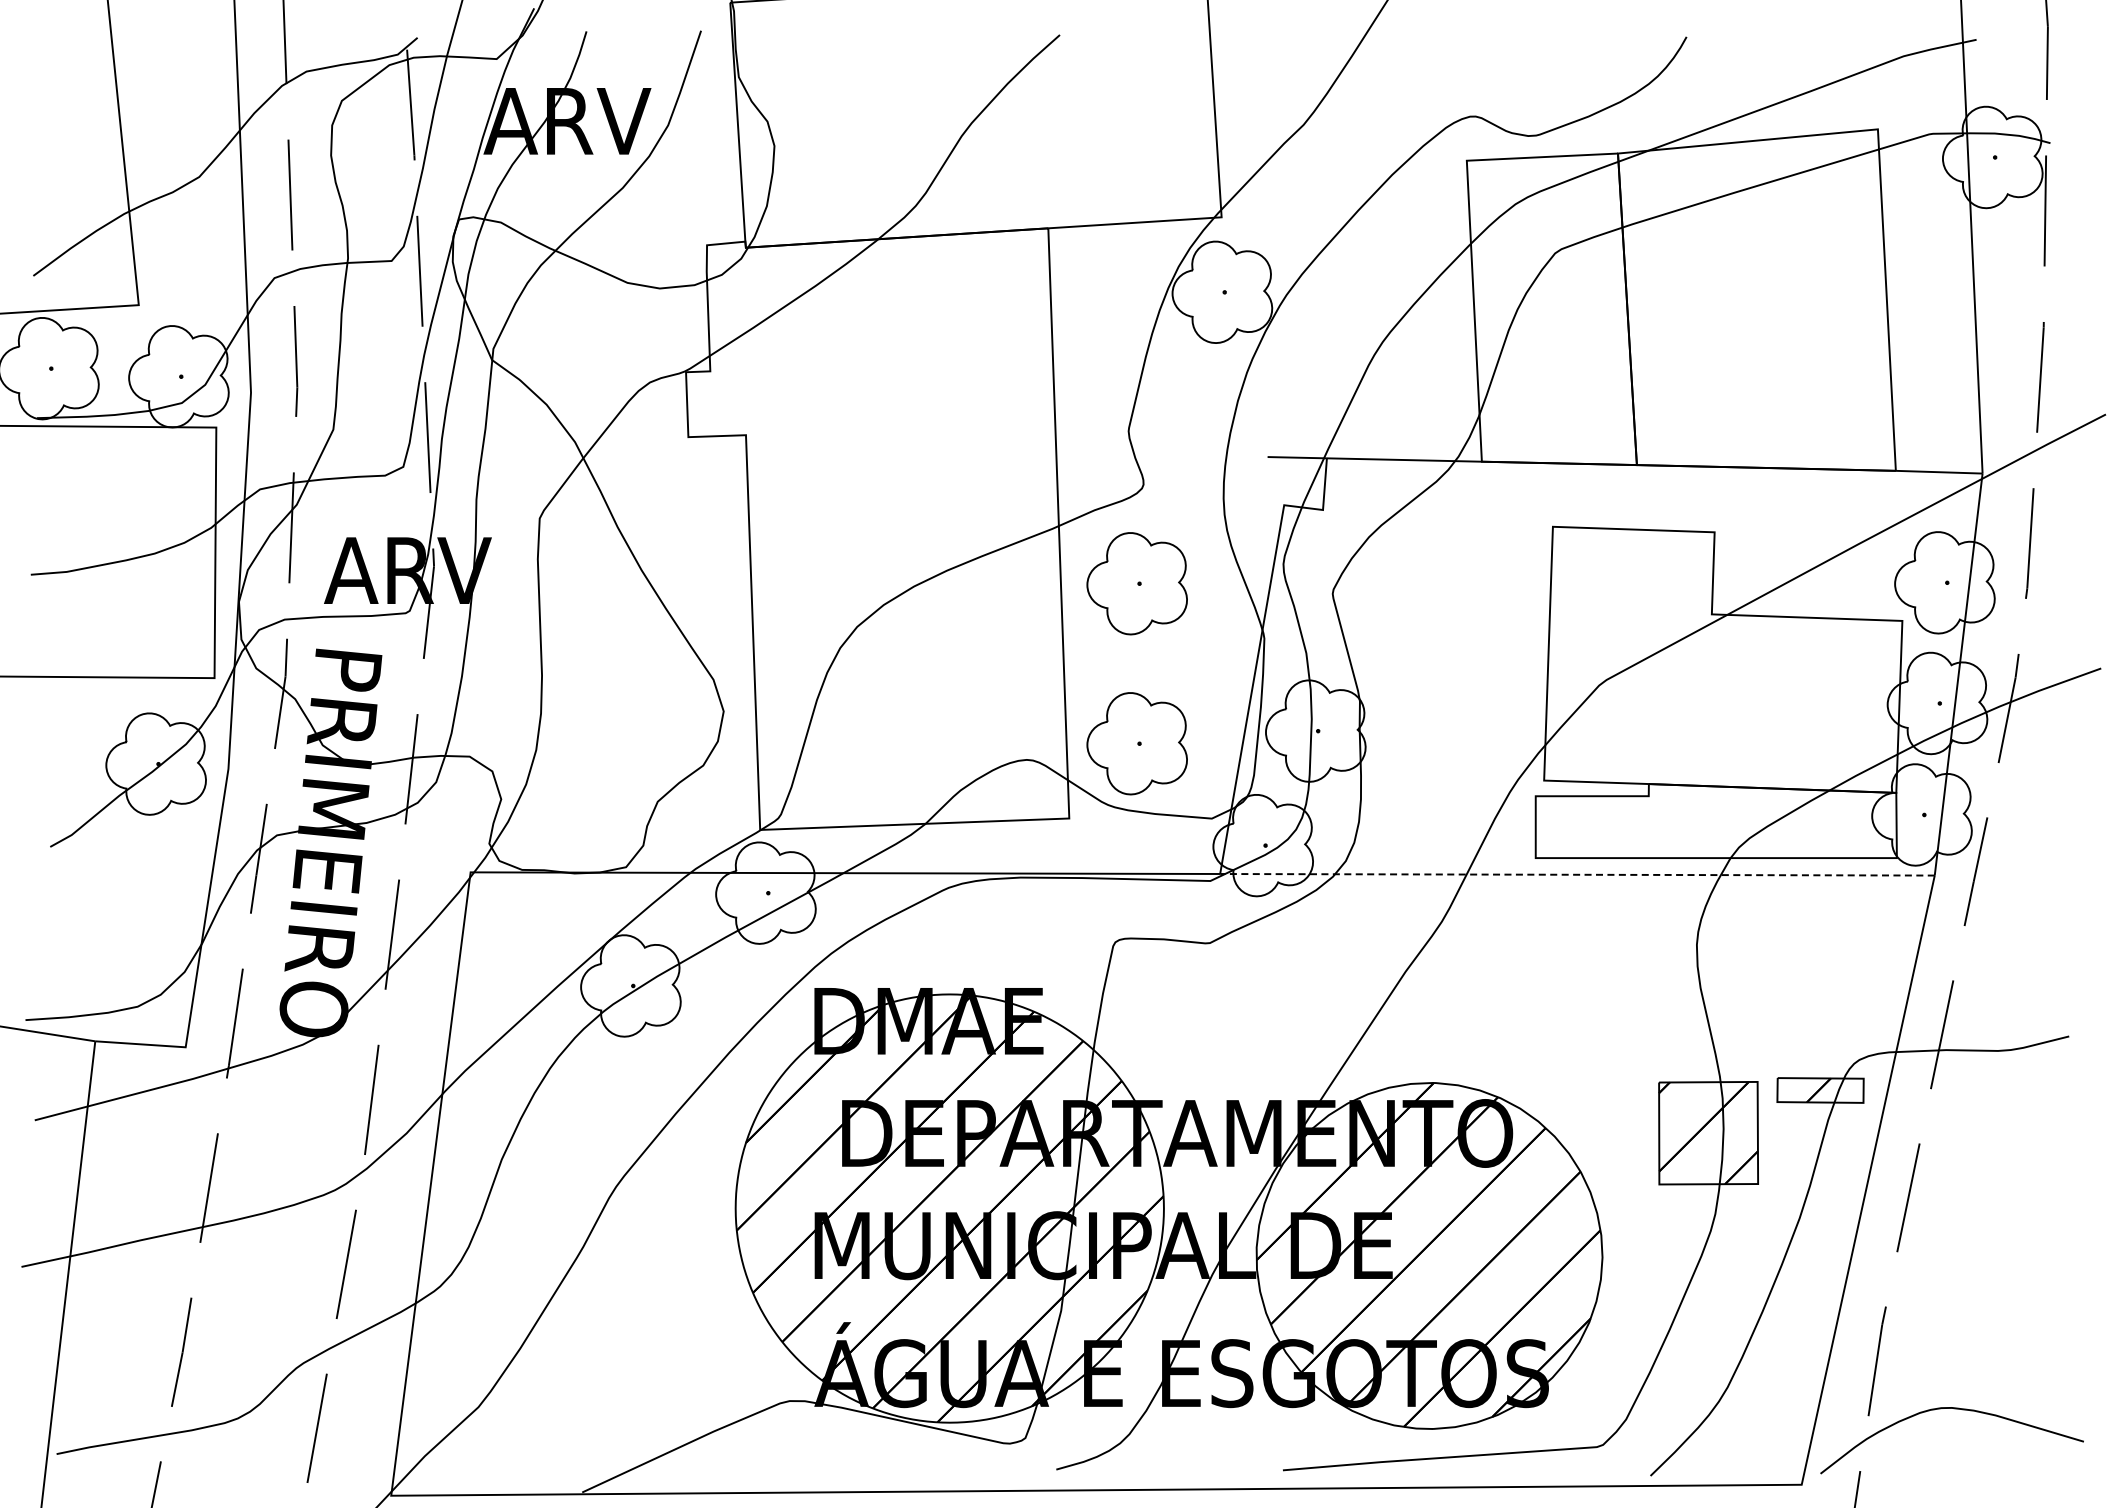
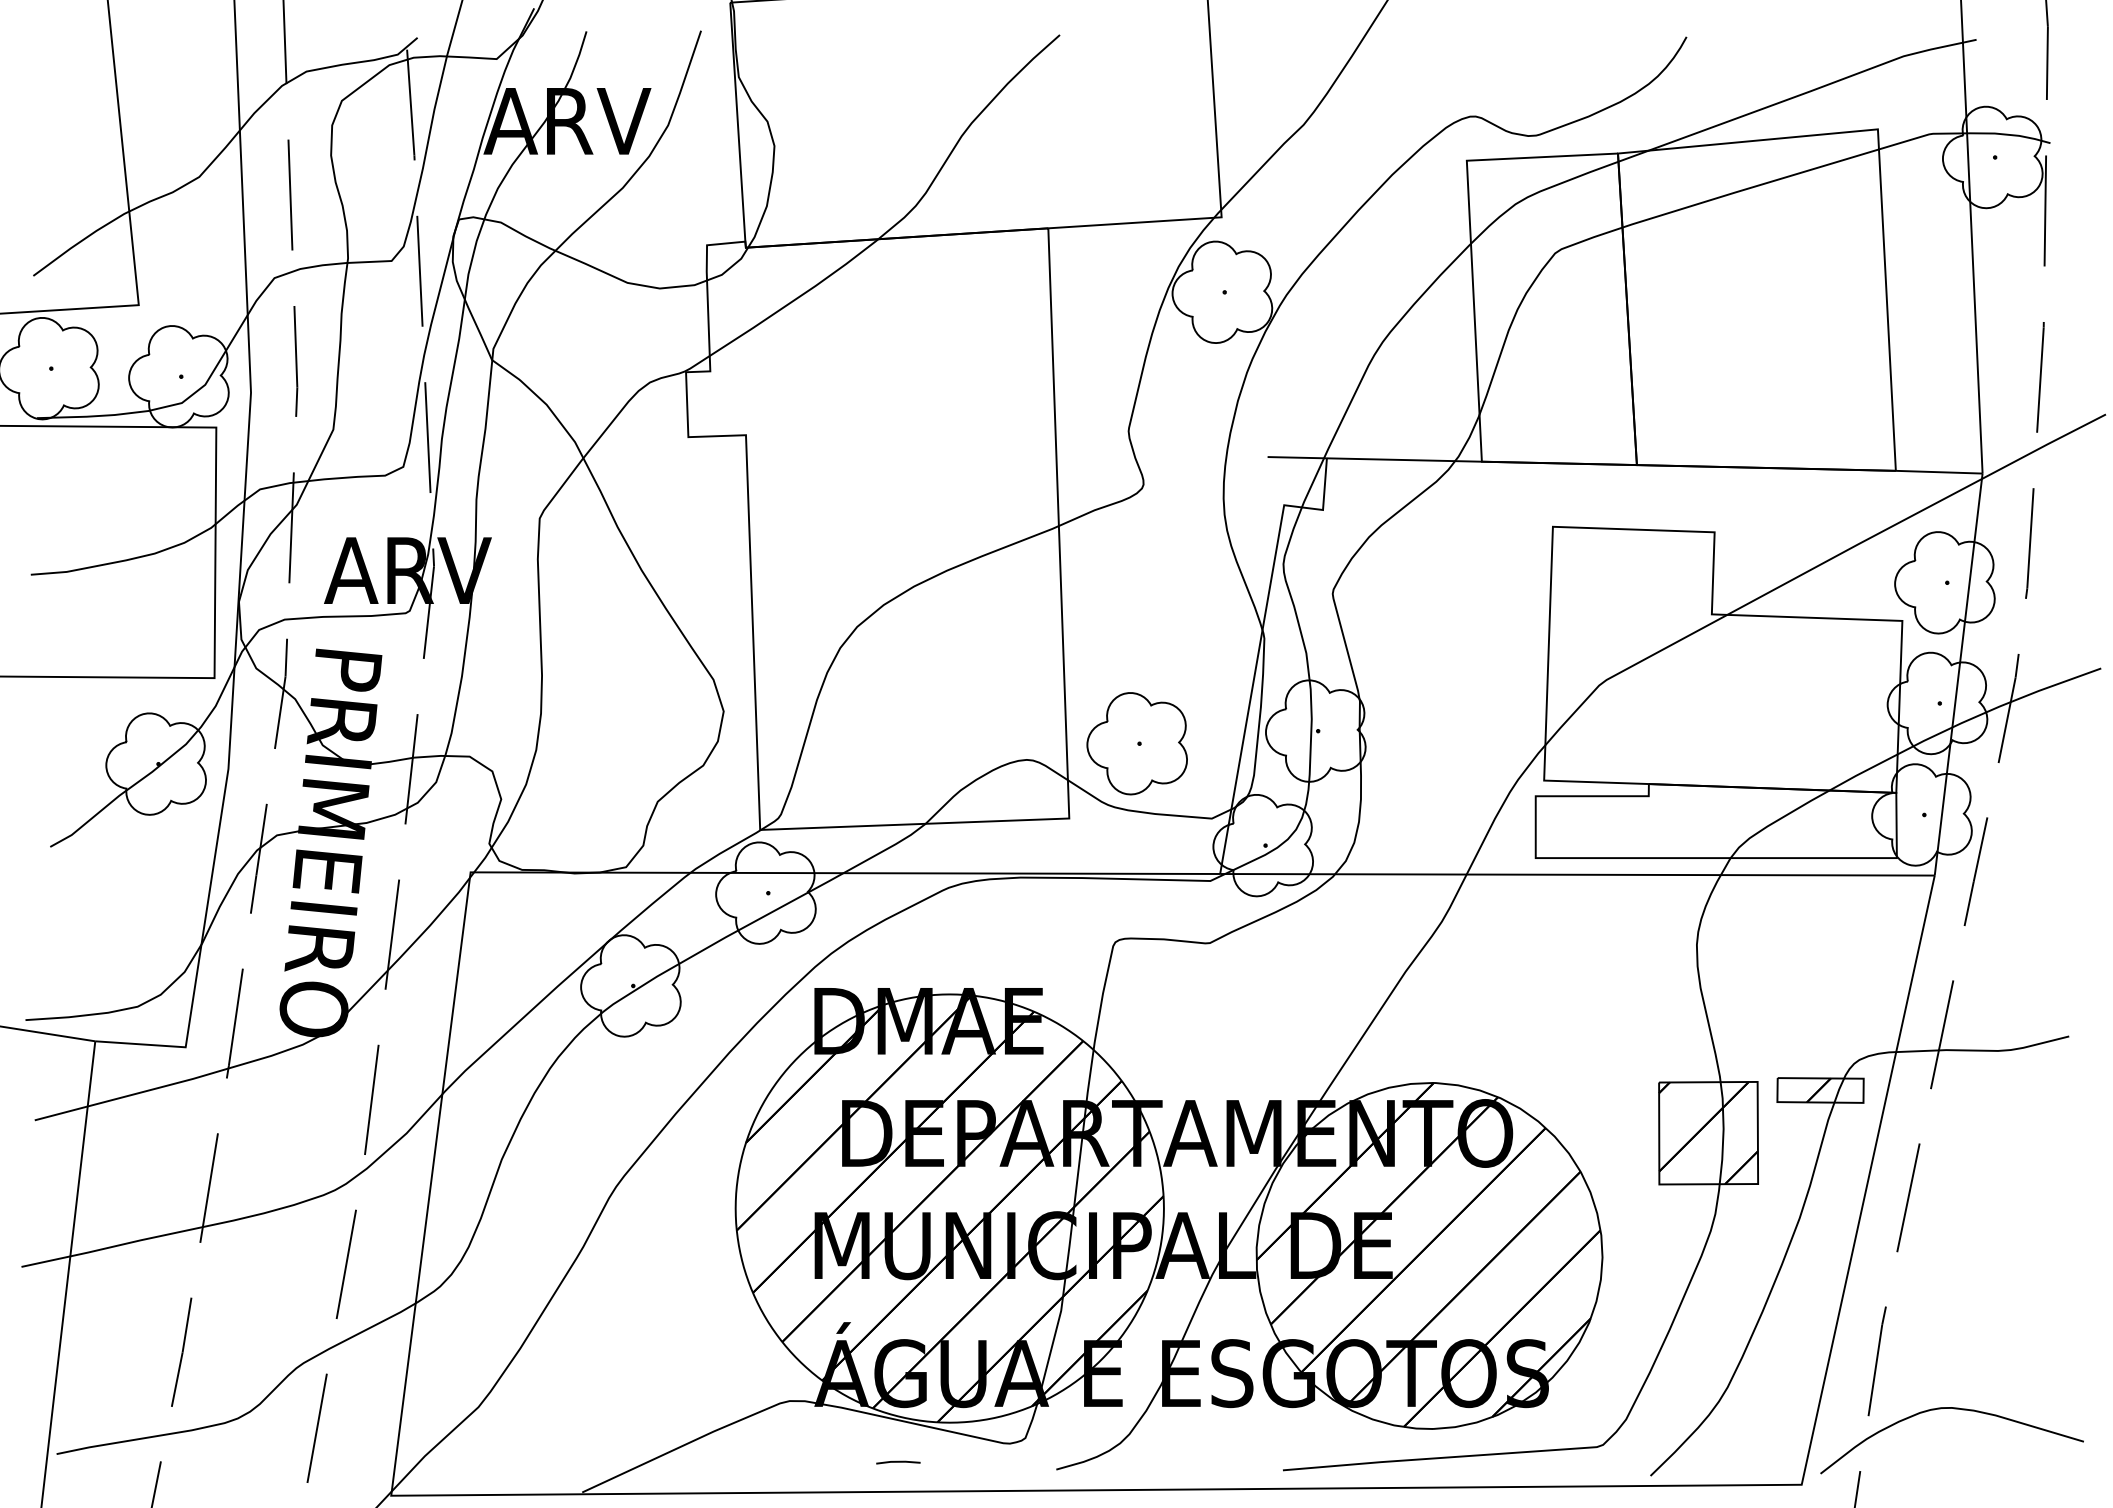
part: present -> none (1136, 583)
line: dashed -> solid (1576, 874)
line: none -> present (898, 1462)
